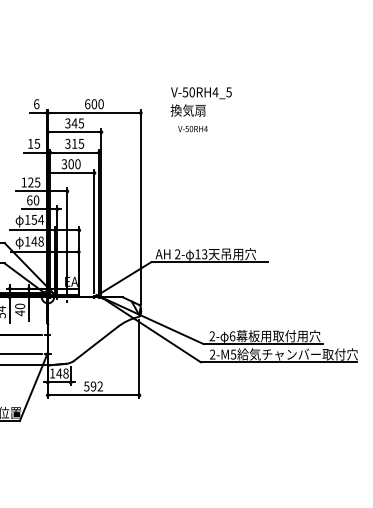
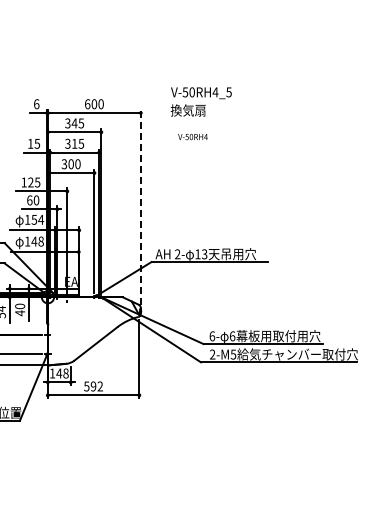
text position: (192, 128) -> (192, 136) (192, 136)
line: solid -> dashed (140, 207)
text: 2- -> 6- (212, 336)
